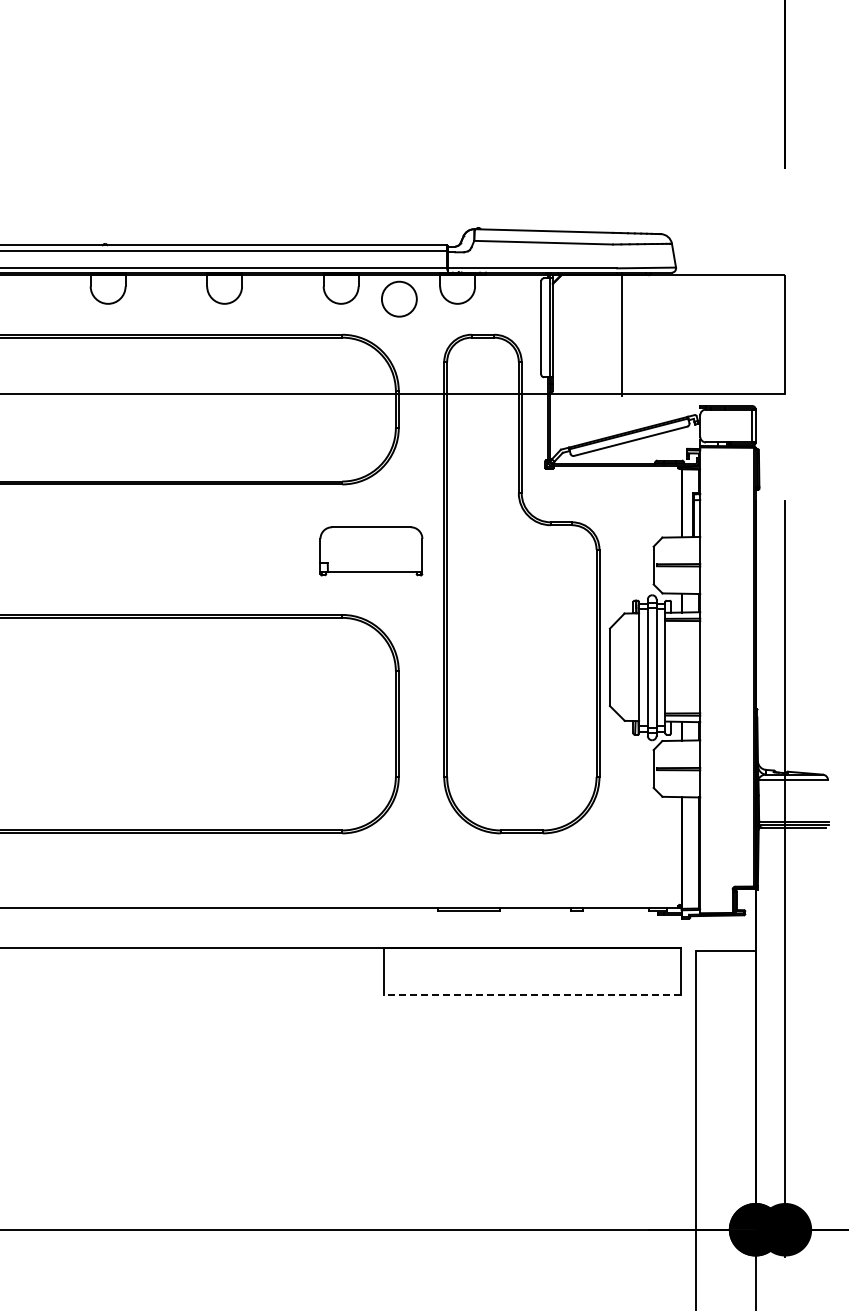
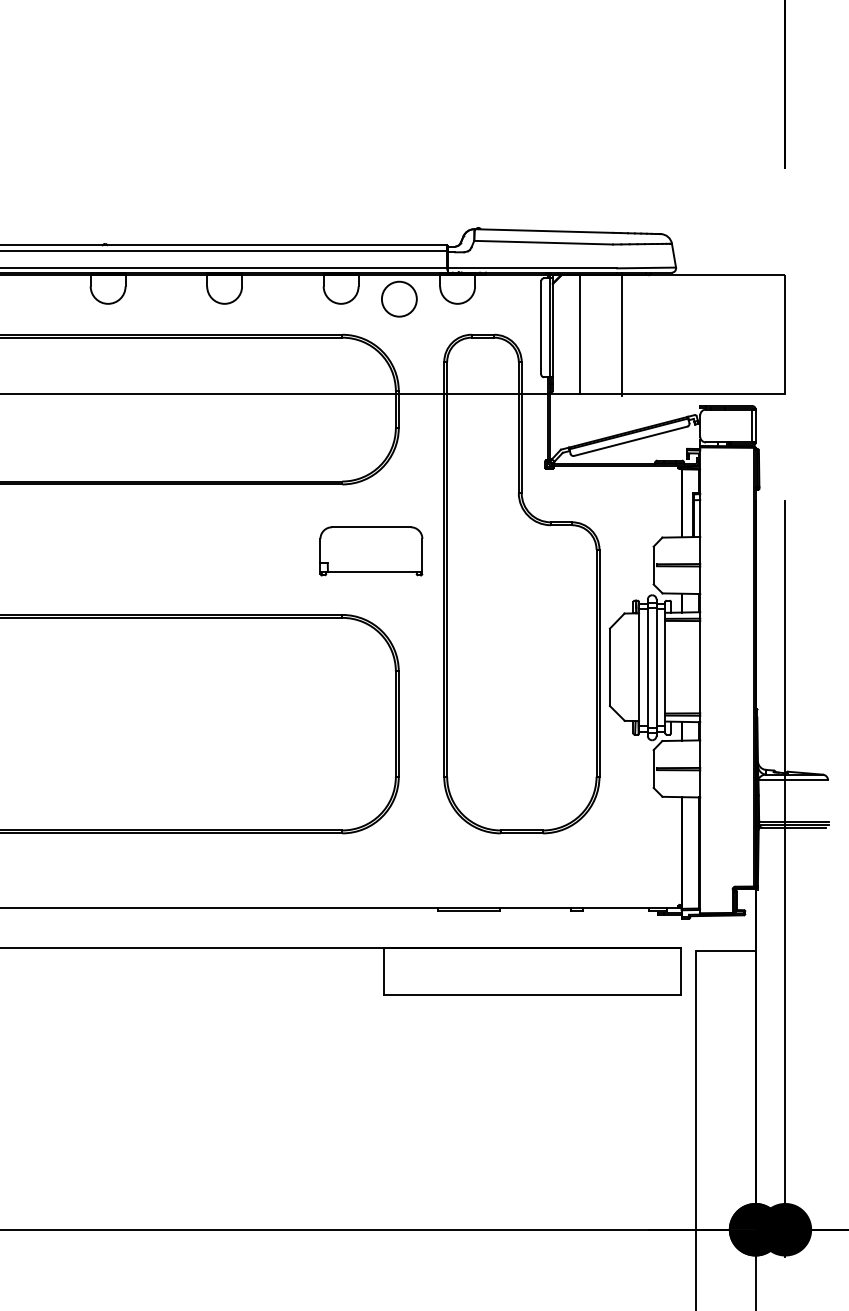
line: none -> present (580, 334)
line: dashed -> solid (532, 995)
